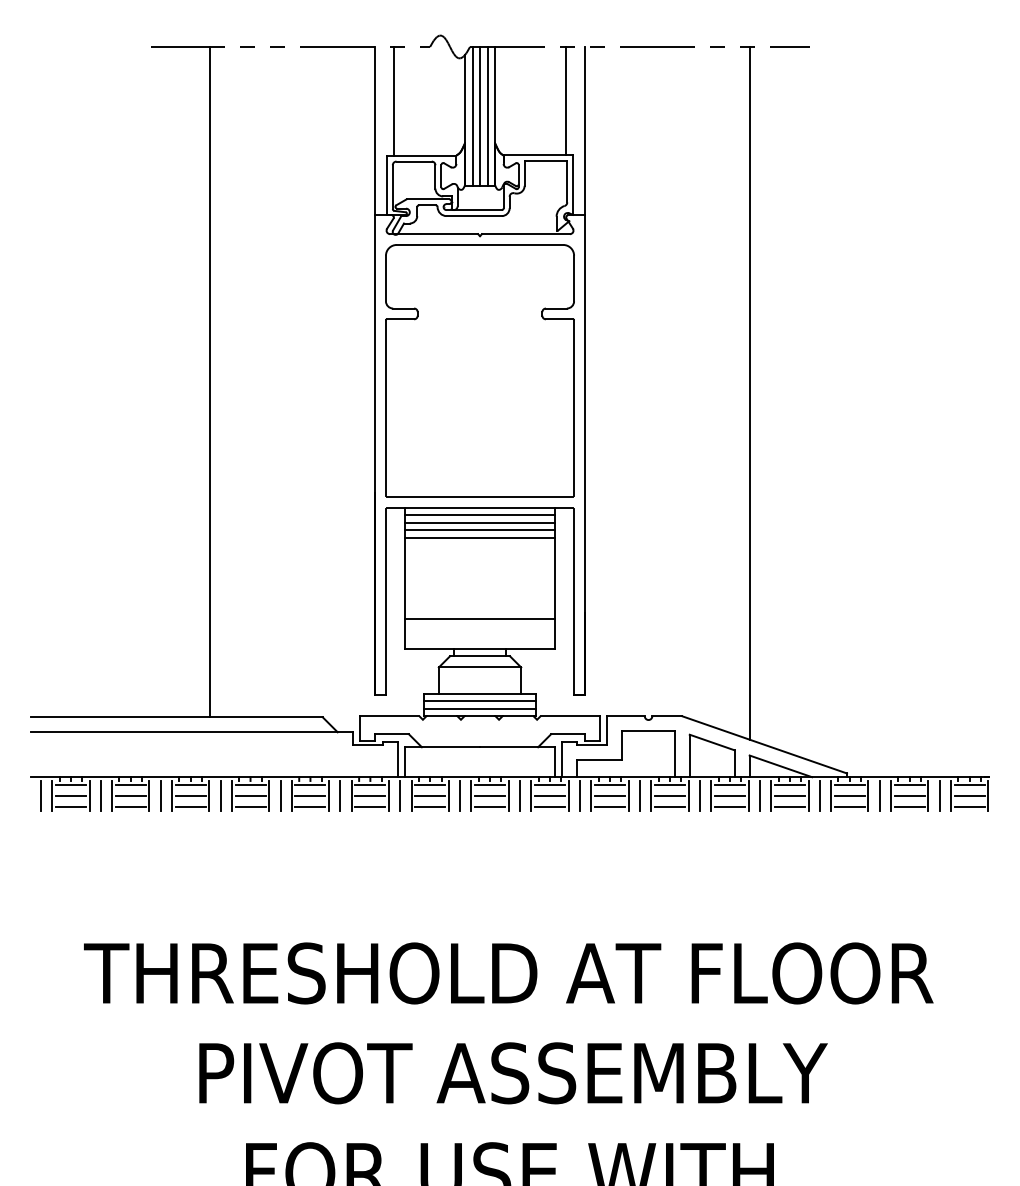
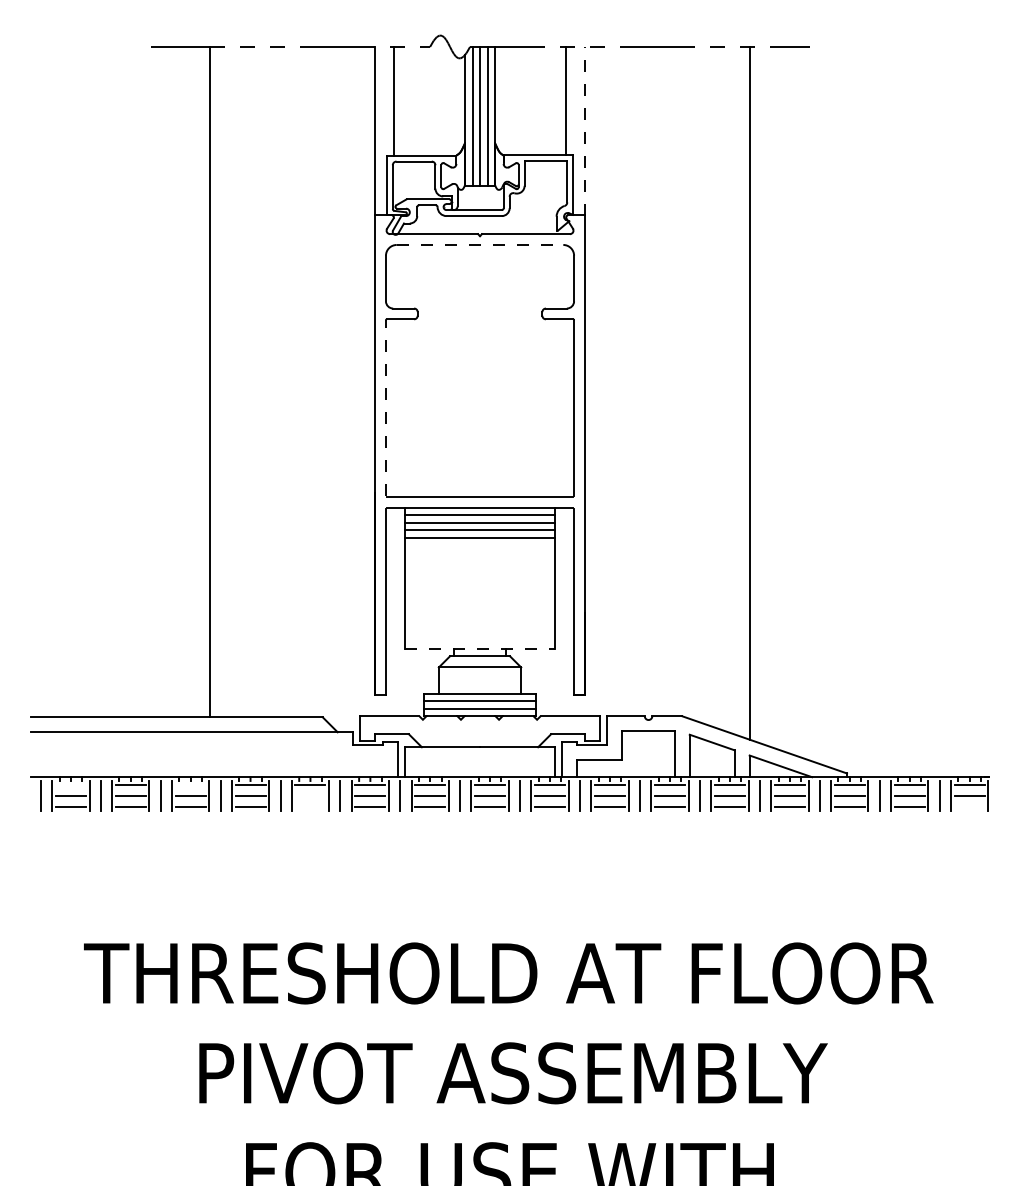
line: solid -> dashed (584, 130)
line: solid -> dashed (480, 244)
line: solid -> dashed (385, 408)
line: present -> none (479, 618)
line: solid -> dashed (480, 648)
line: present -> none (70, 784)
line: present -> none (190, 784)
line: present -> none (310, 795)
line: present -> none (310, 807)
line: present -> none (969, 807)
